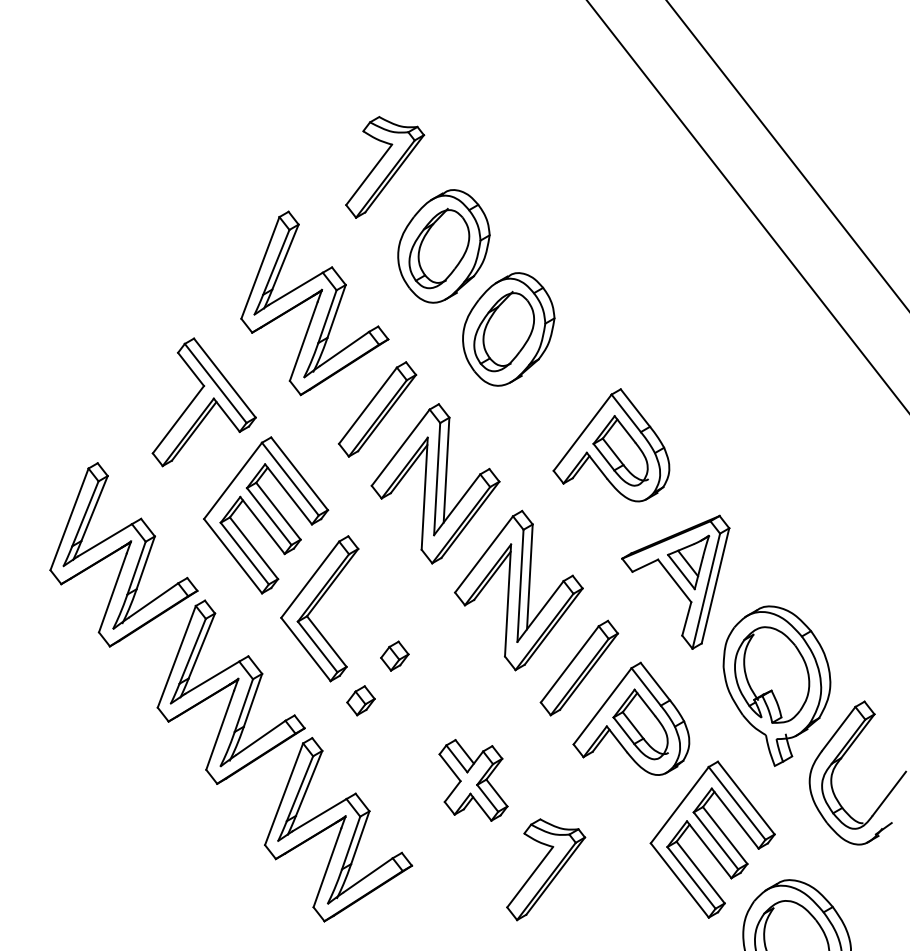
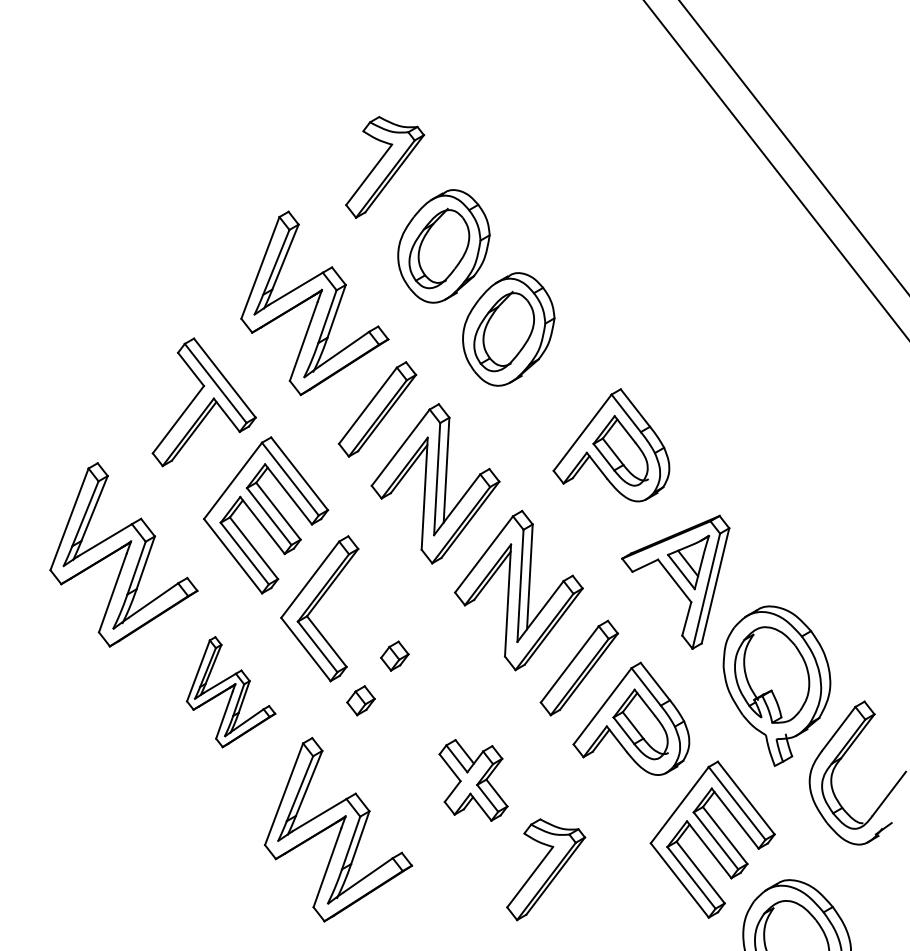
line position: (786, 155) -> (793, 146) (793, 146)
line position: (747, 205) -> (775, 169) (775, 169)
part size: 150x186 px -> 91x113 px (231, 692)
